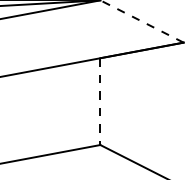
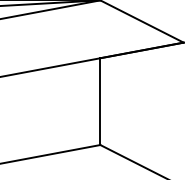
line: dashed -> solid (142, 21)
line: dashed -> solid (100, 102)
